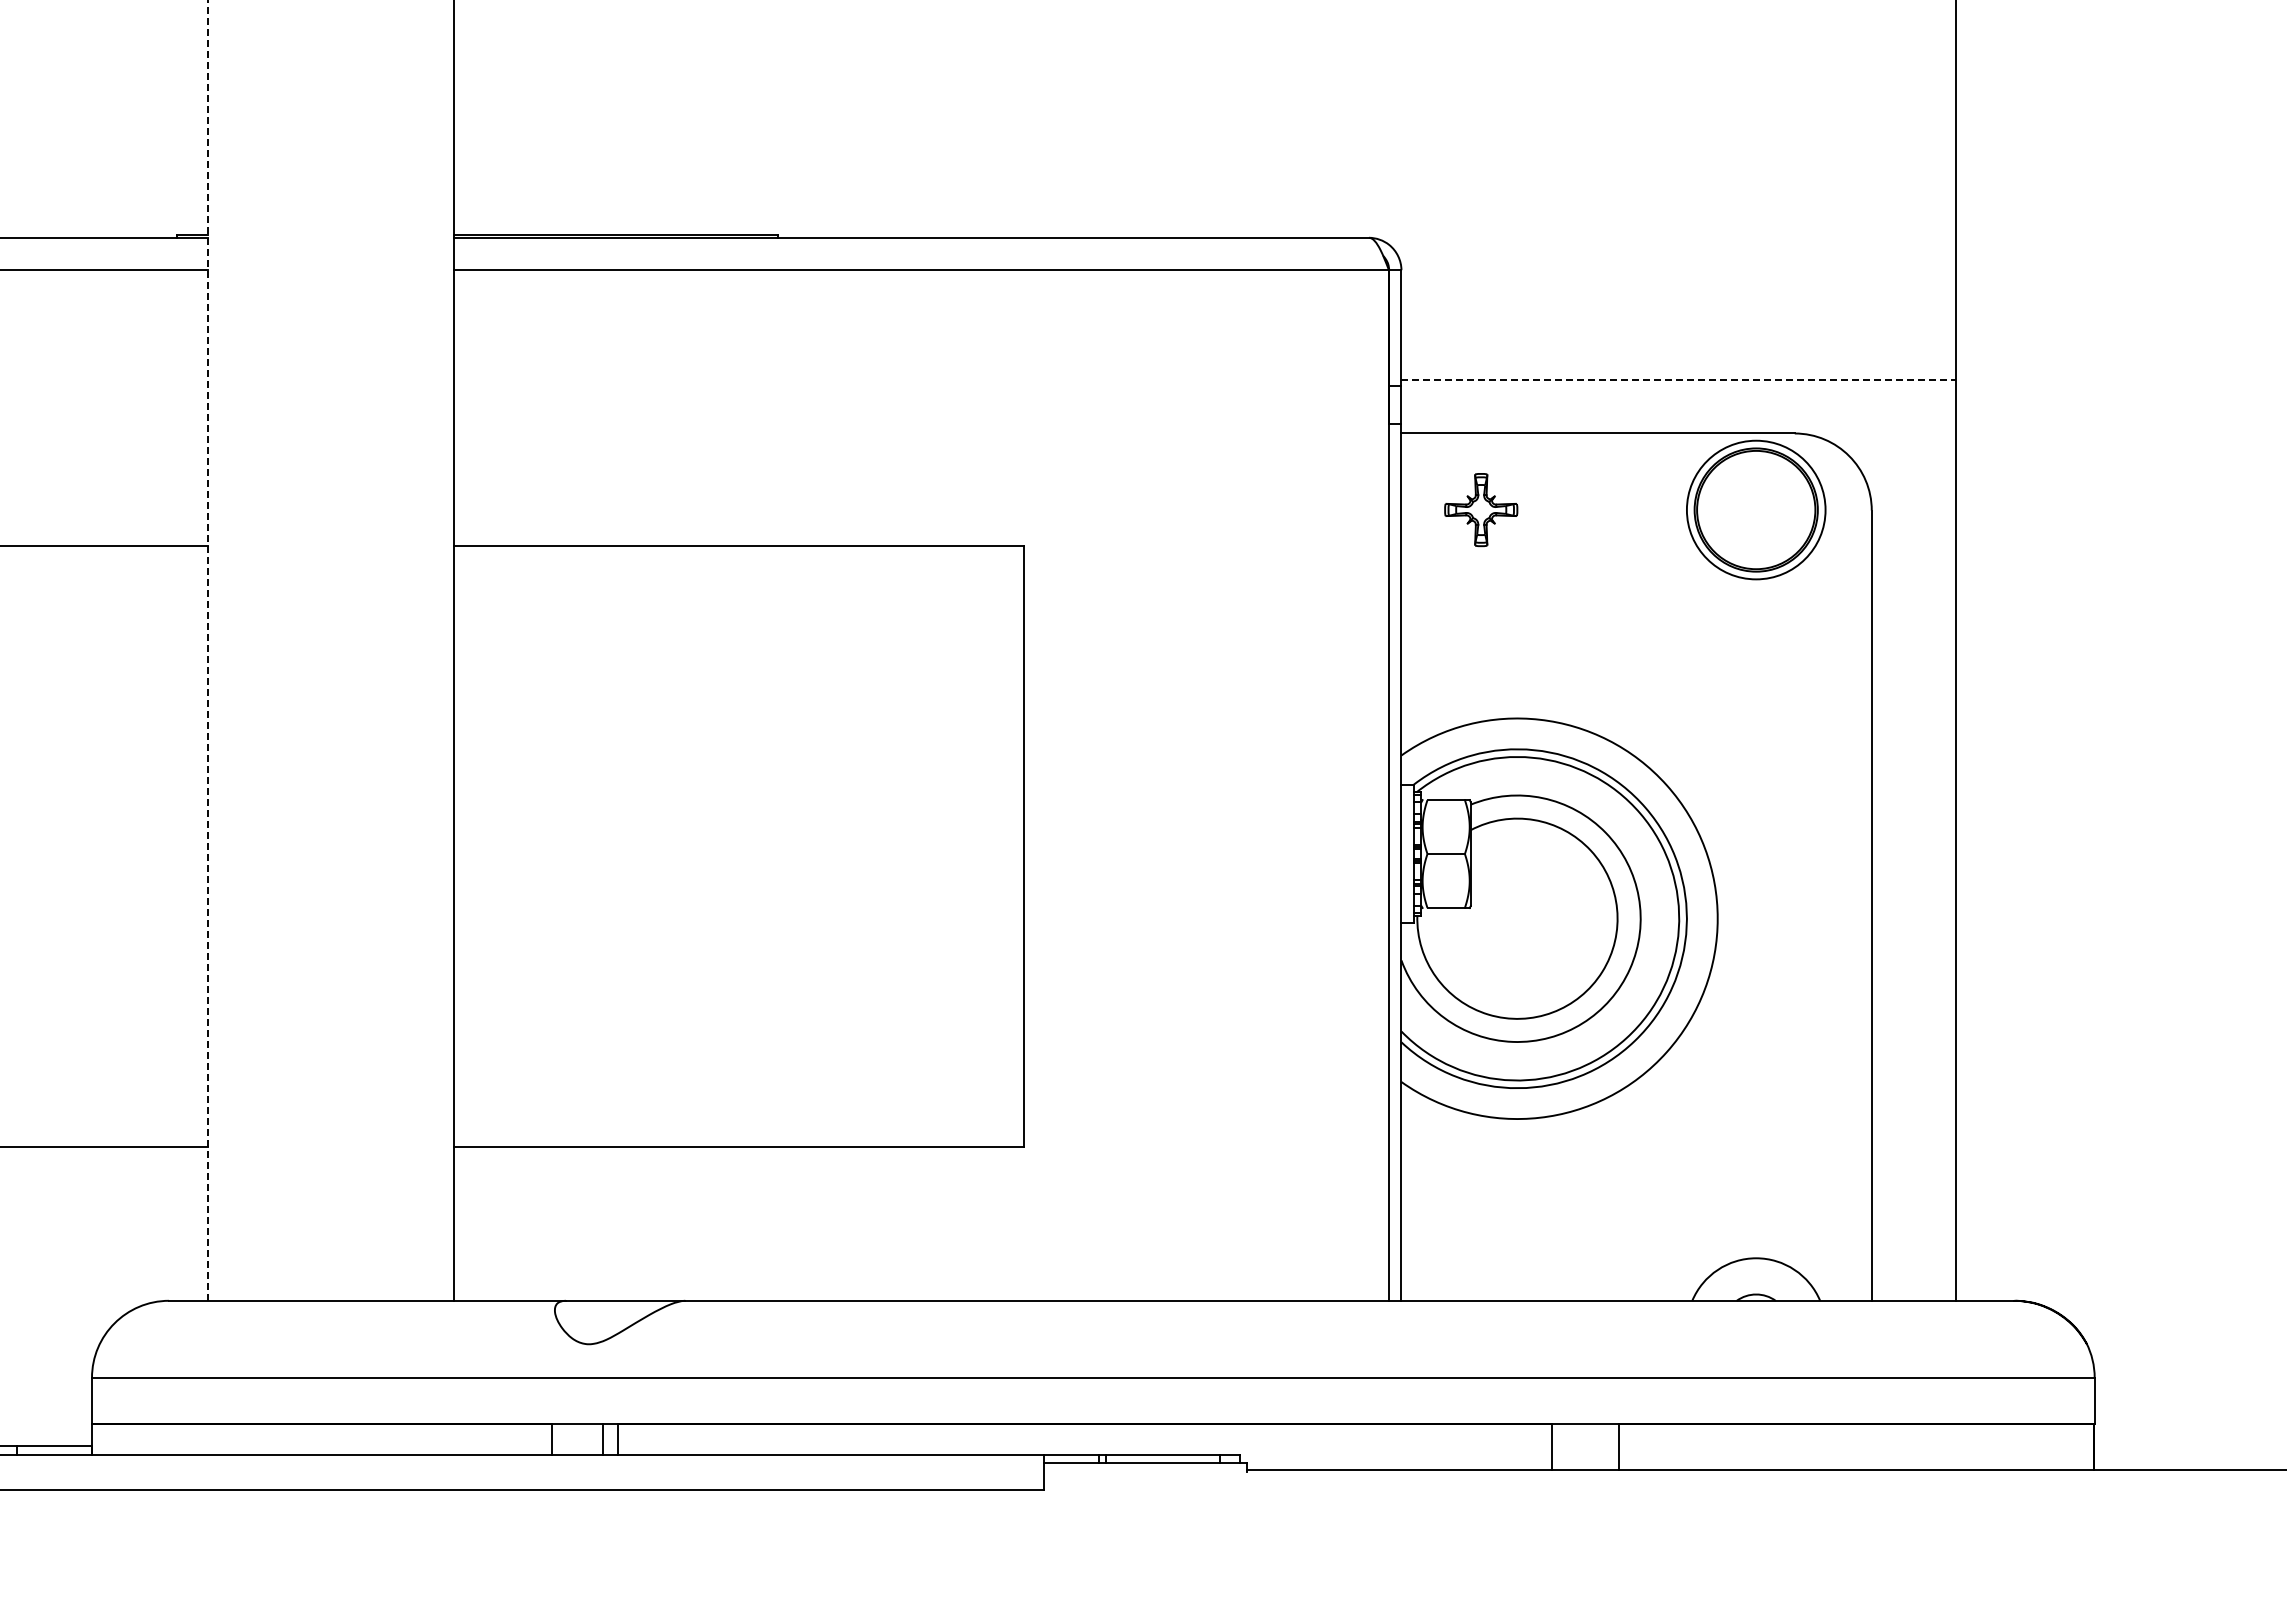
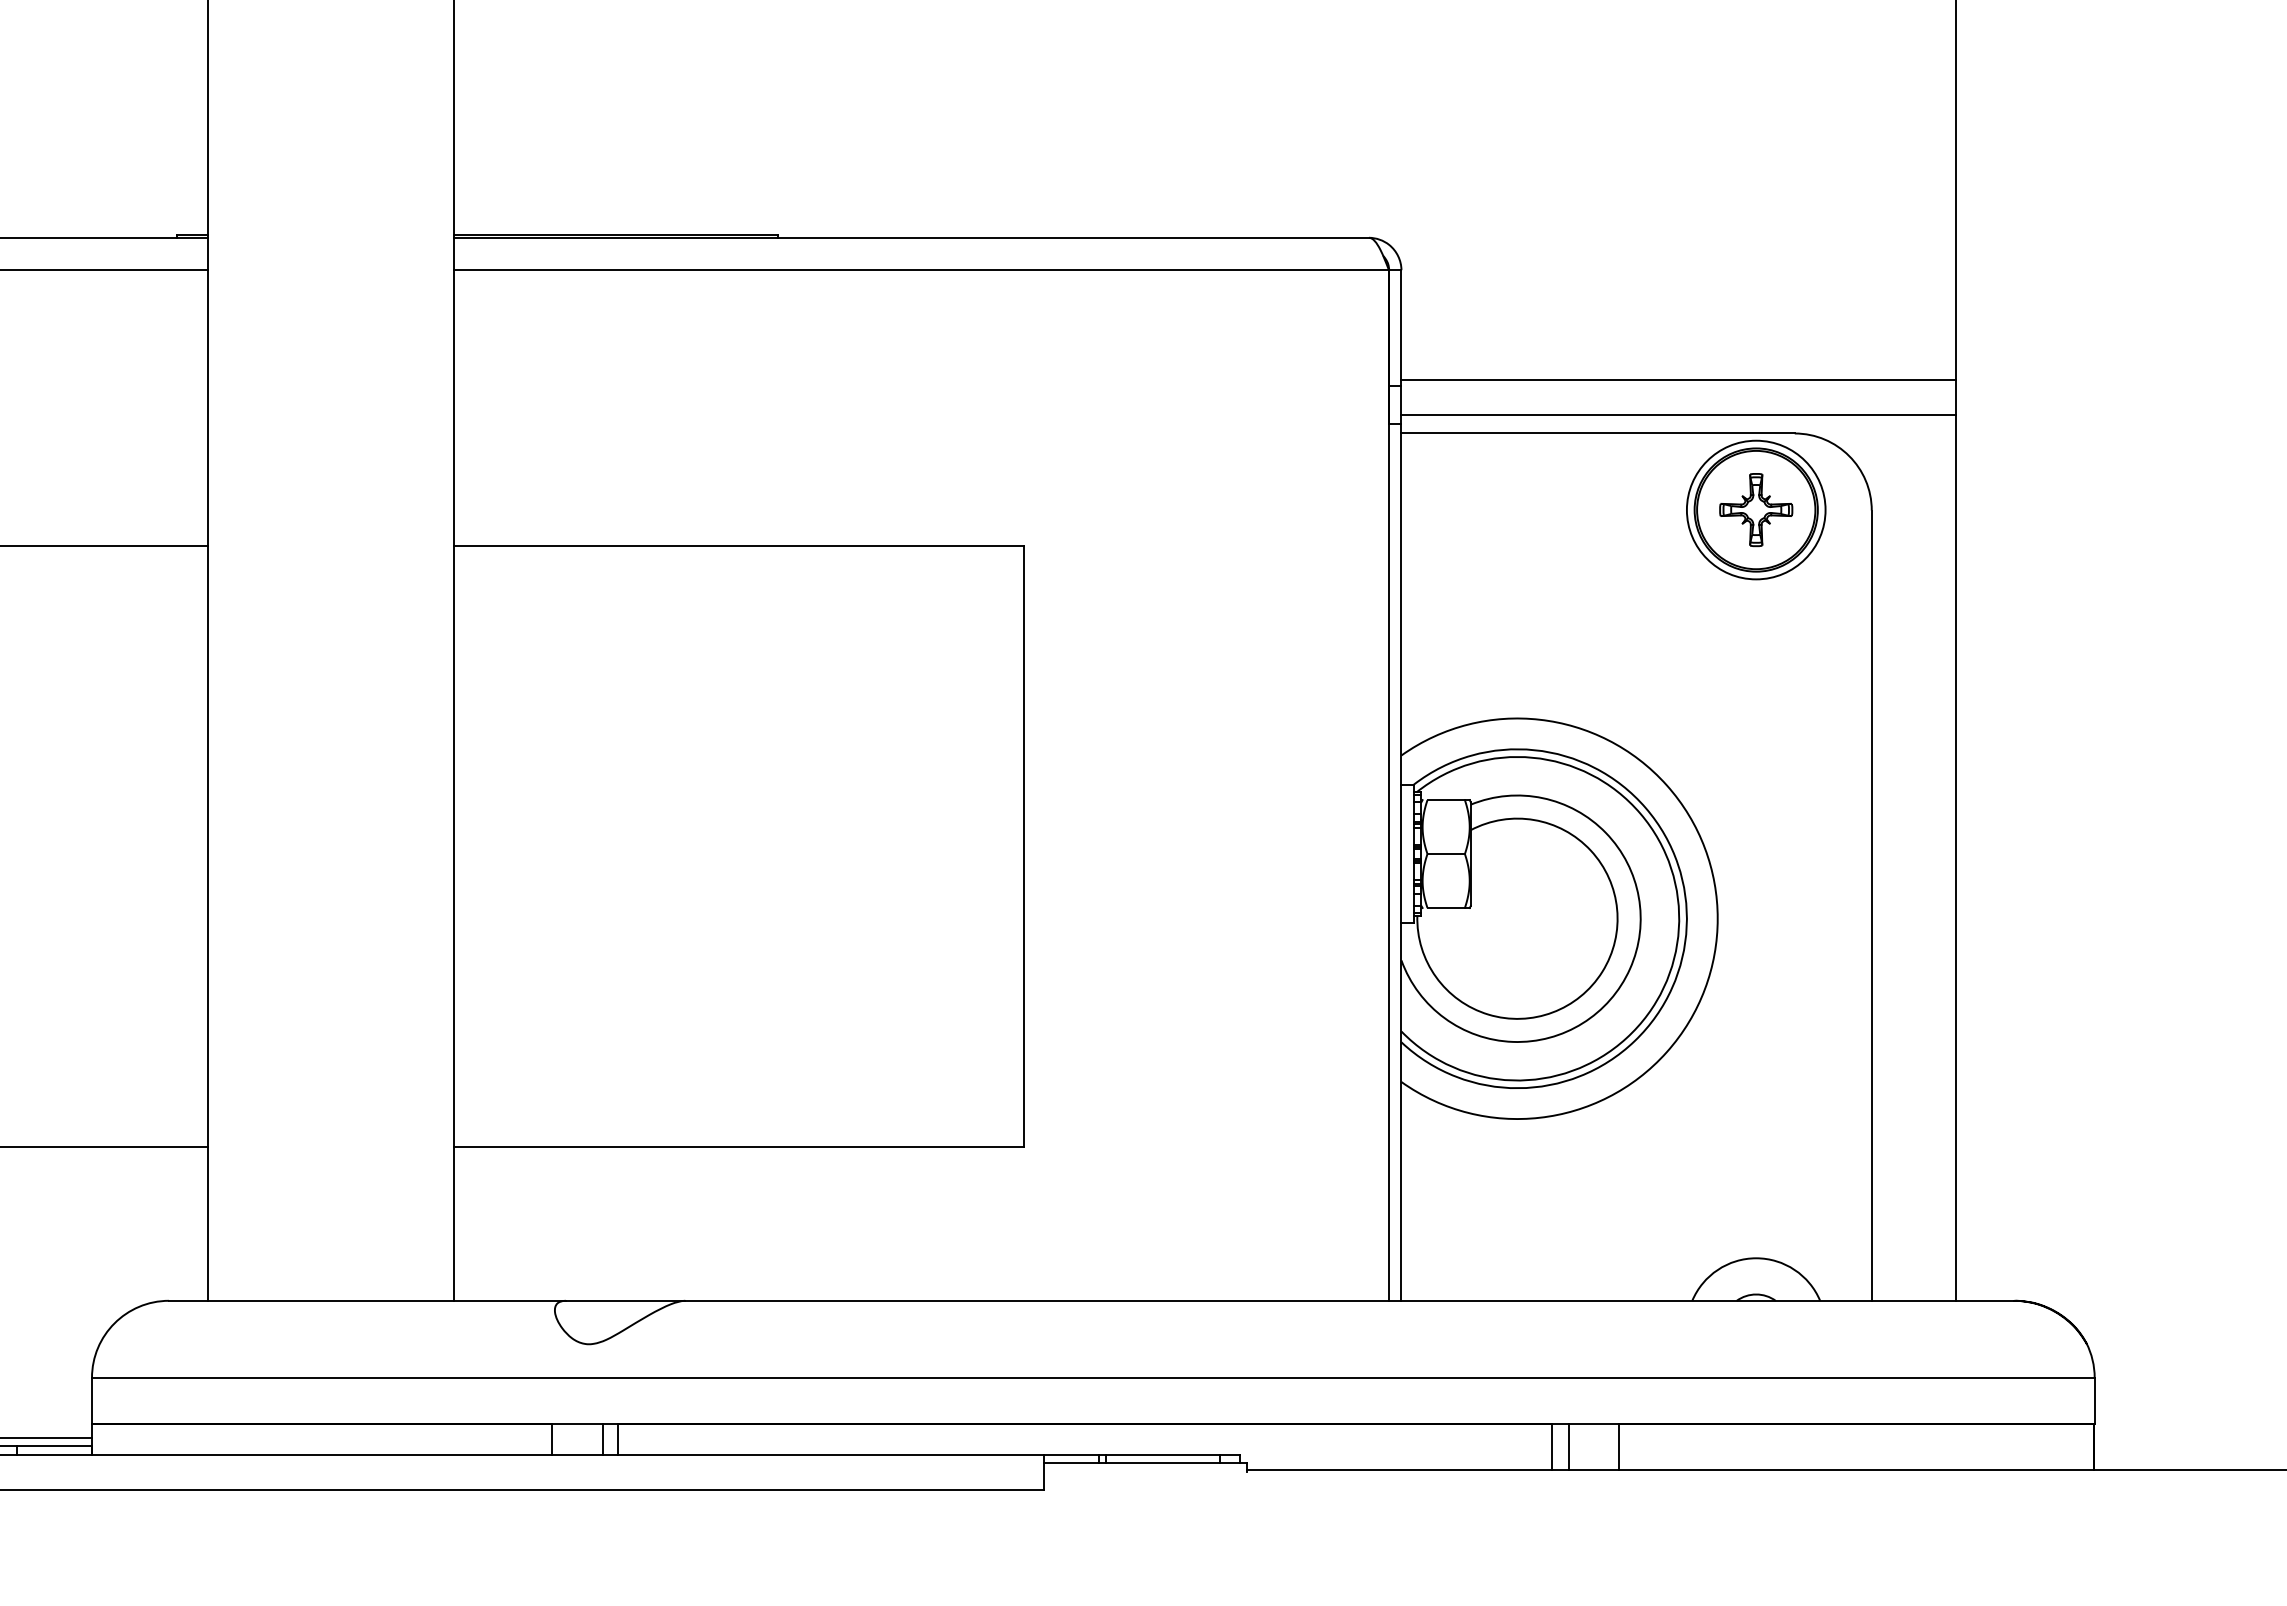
line: dashed -> solid (1679, 379)
line: none -> present (1678, 415)
part position: (1481, 510) -> (1756, 510) (1756, 510)
line: dashed -> solid (207, 649)
line: none -> present (47, 1437)
line: none -> present (1569, 1447)
